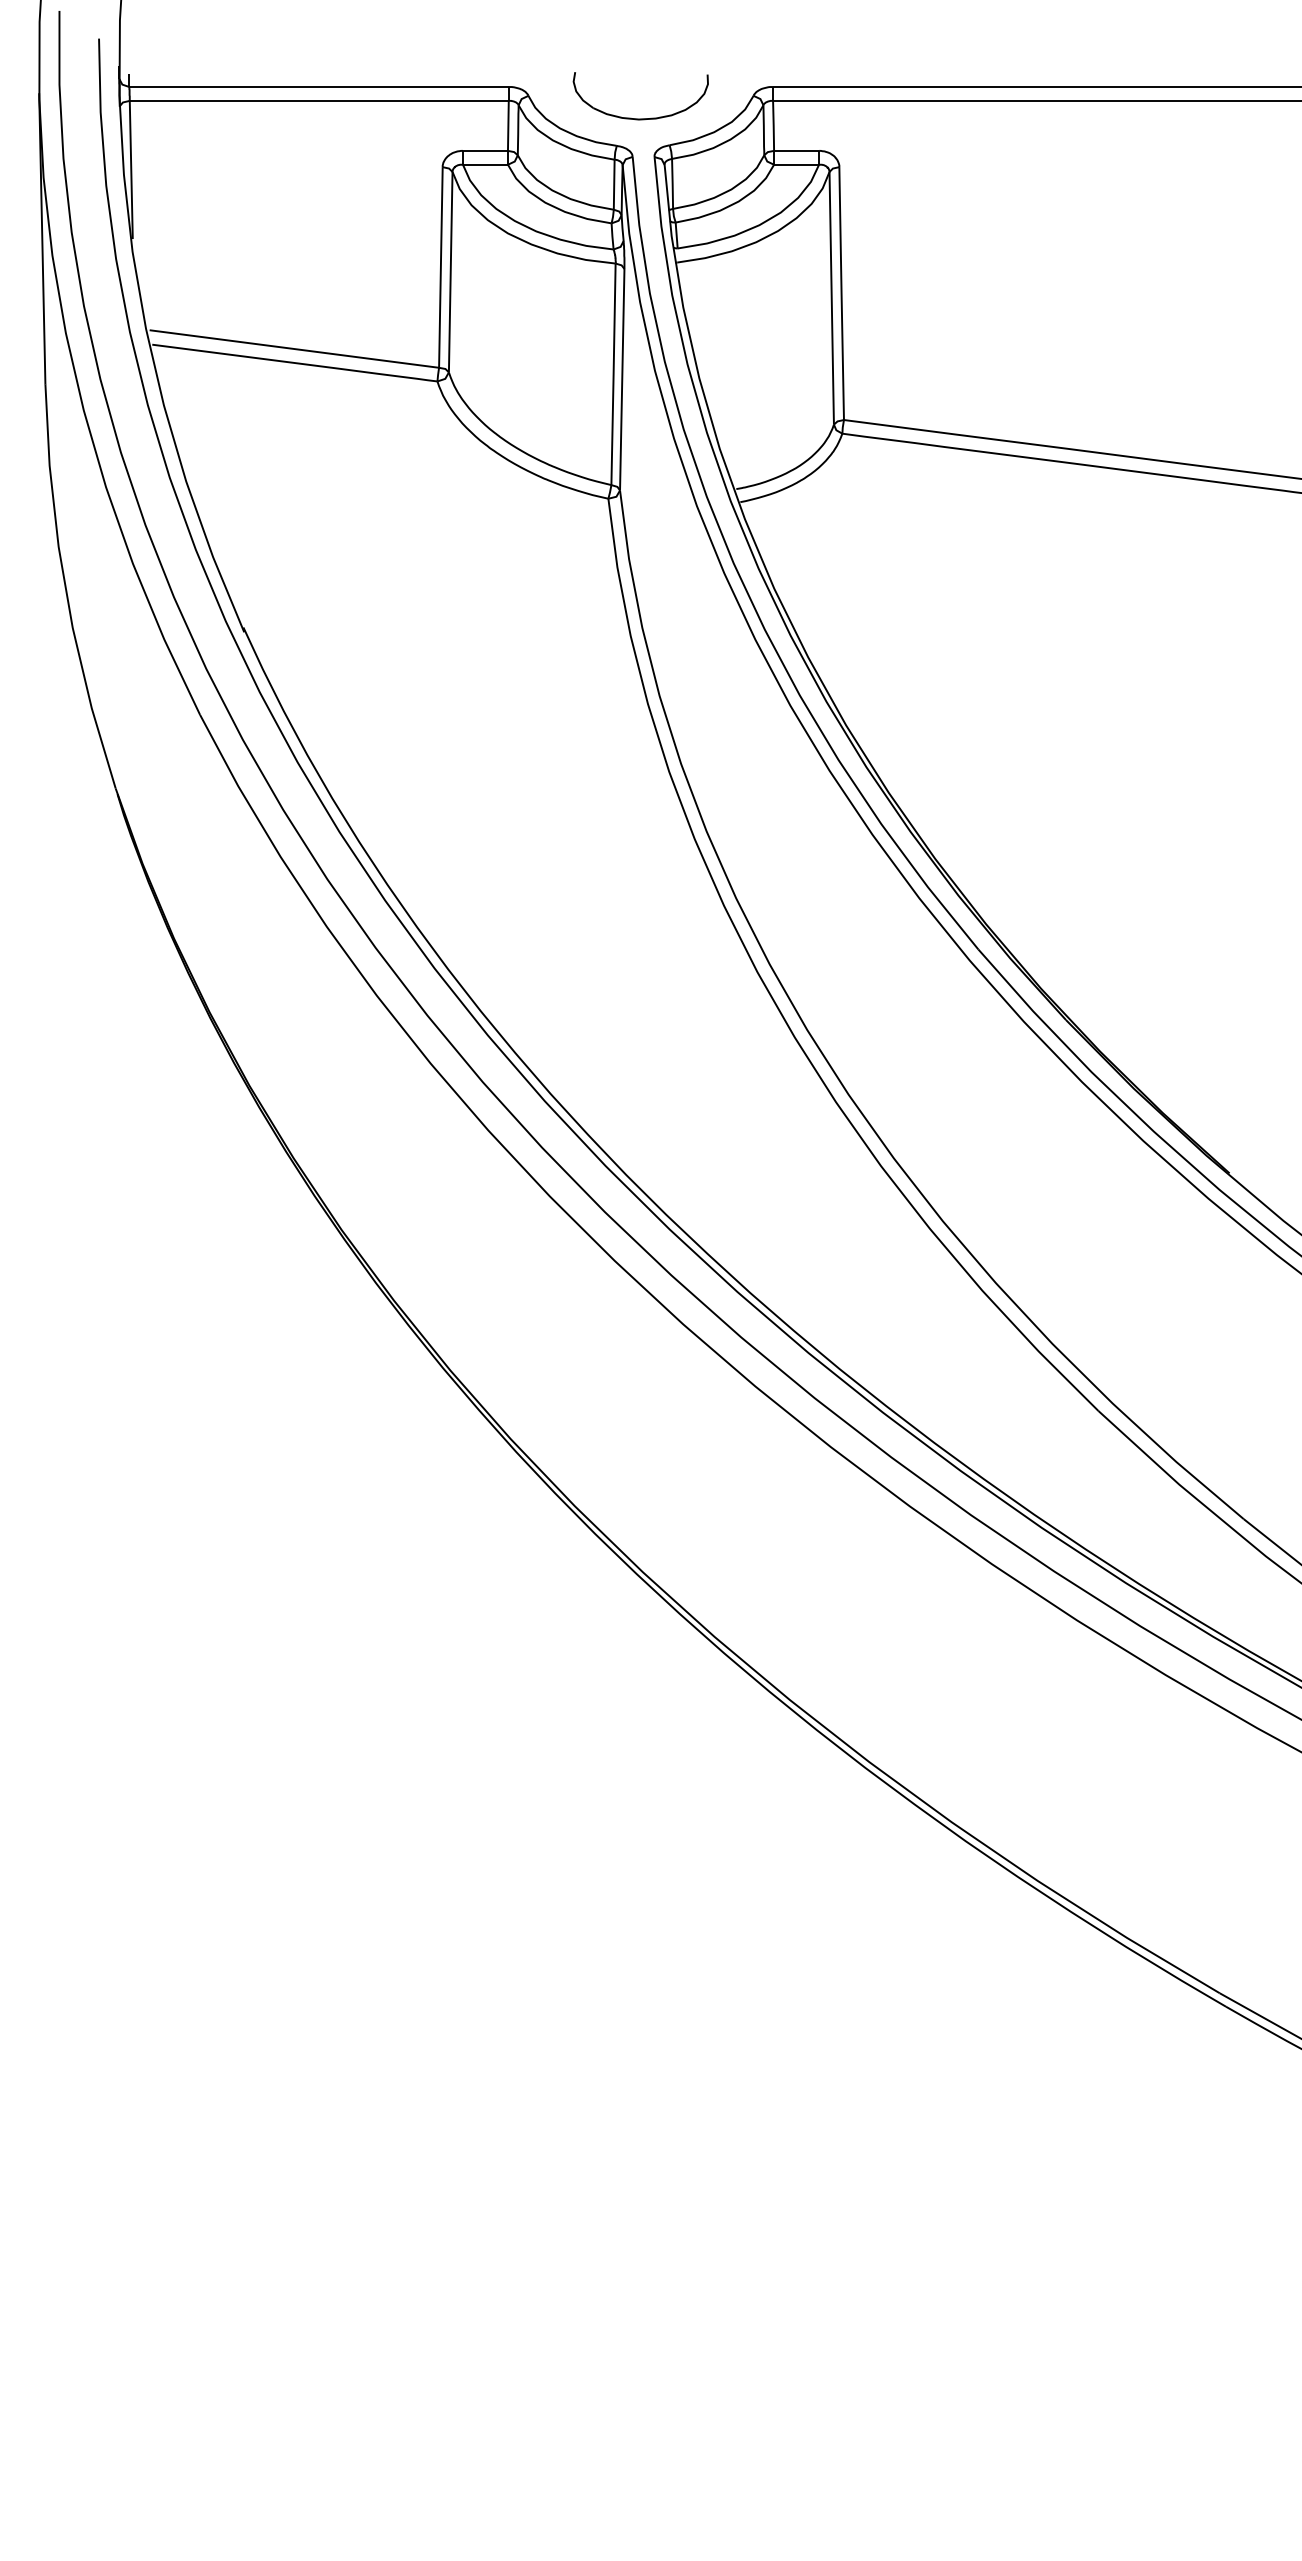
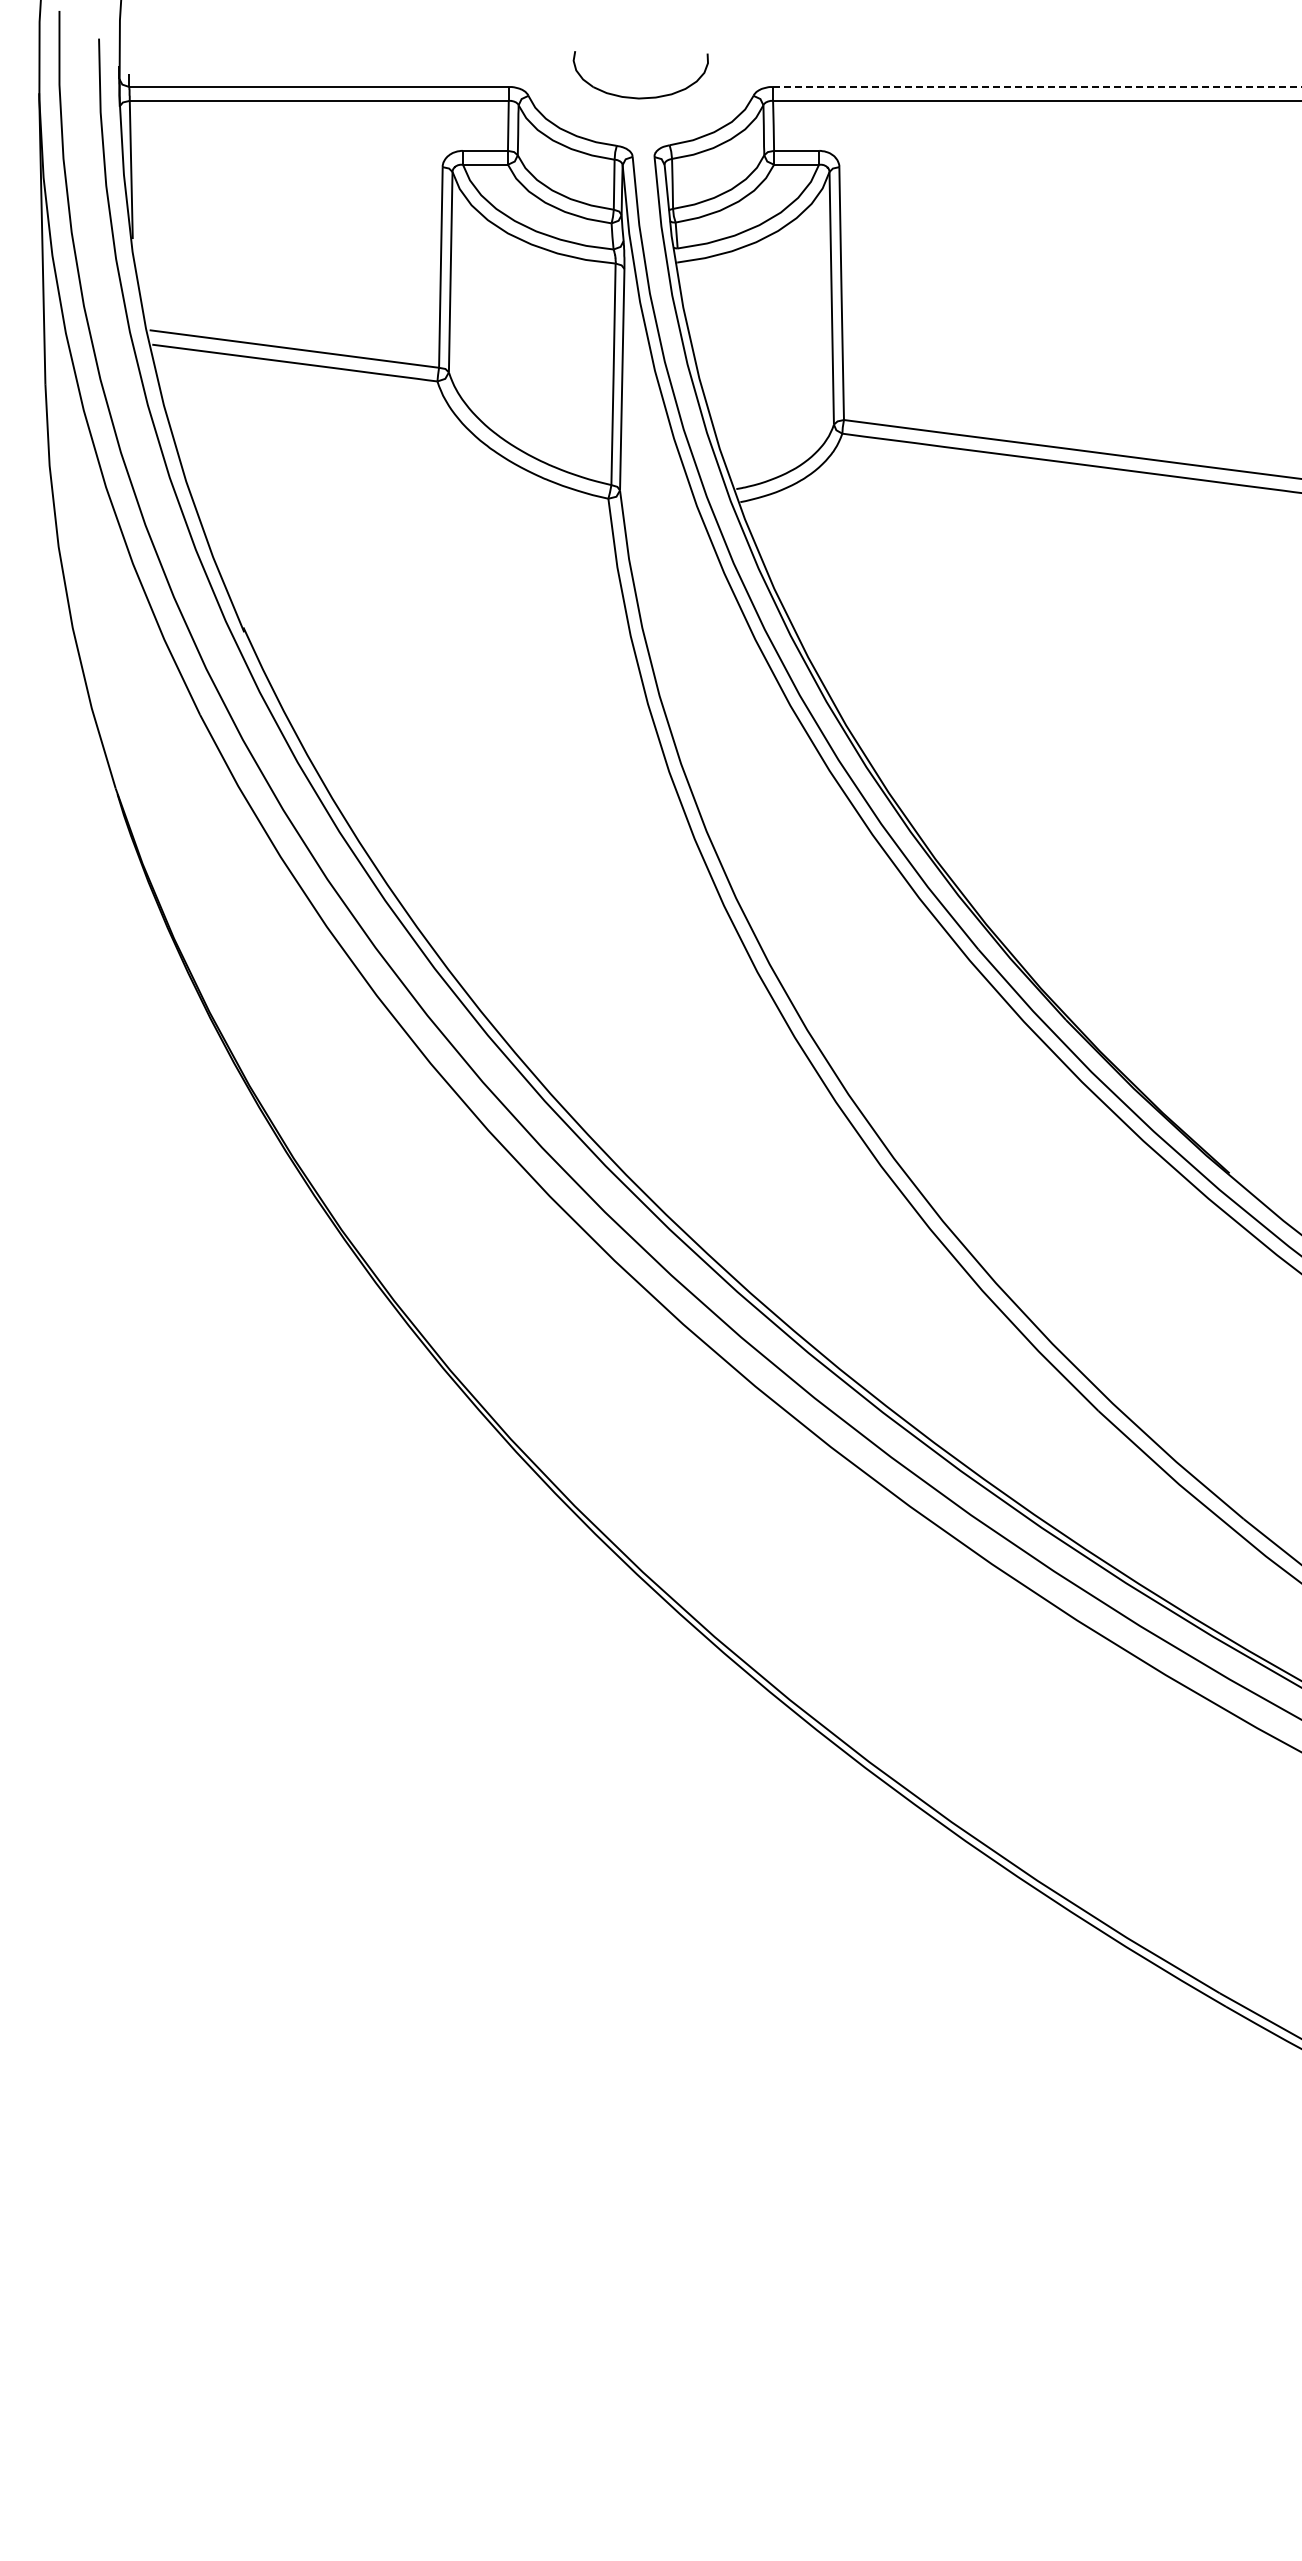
line: solid -> dashed (1037, 87)
part position: (640, 118) -> (640, 97) (640, 97)
